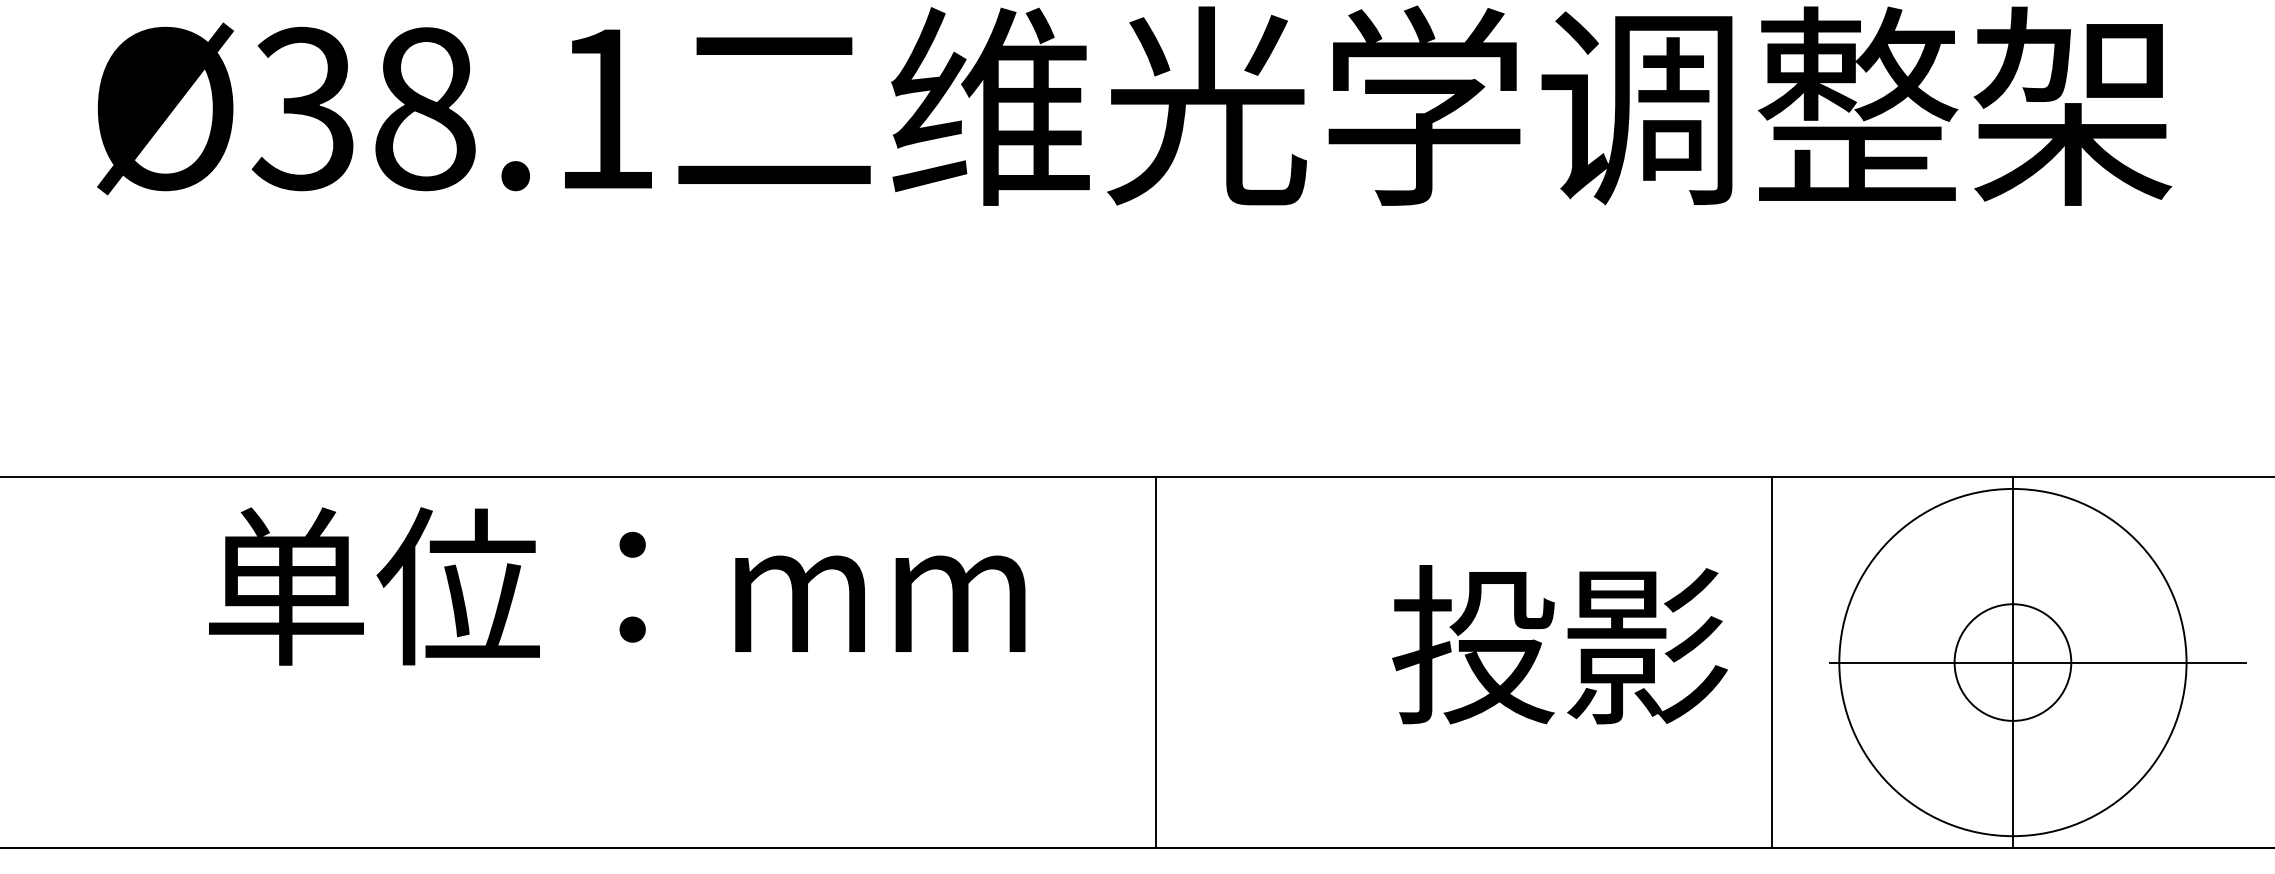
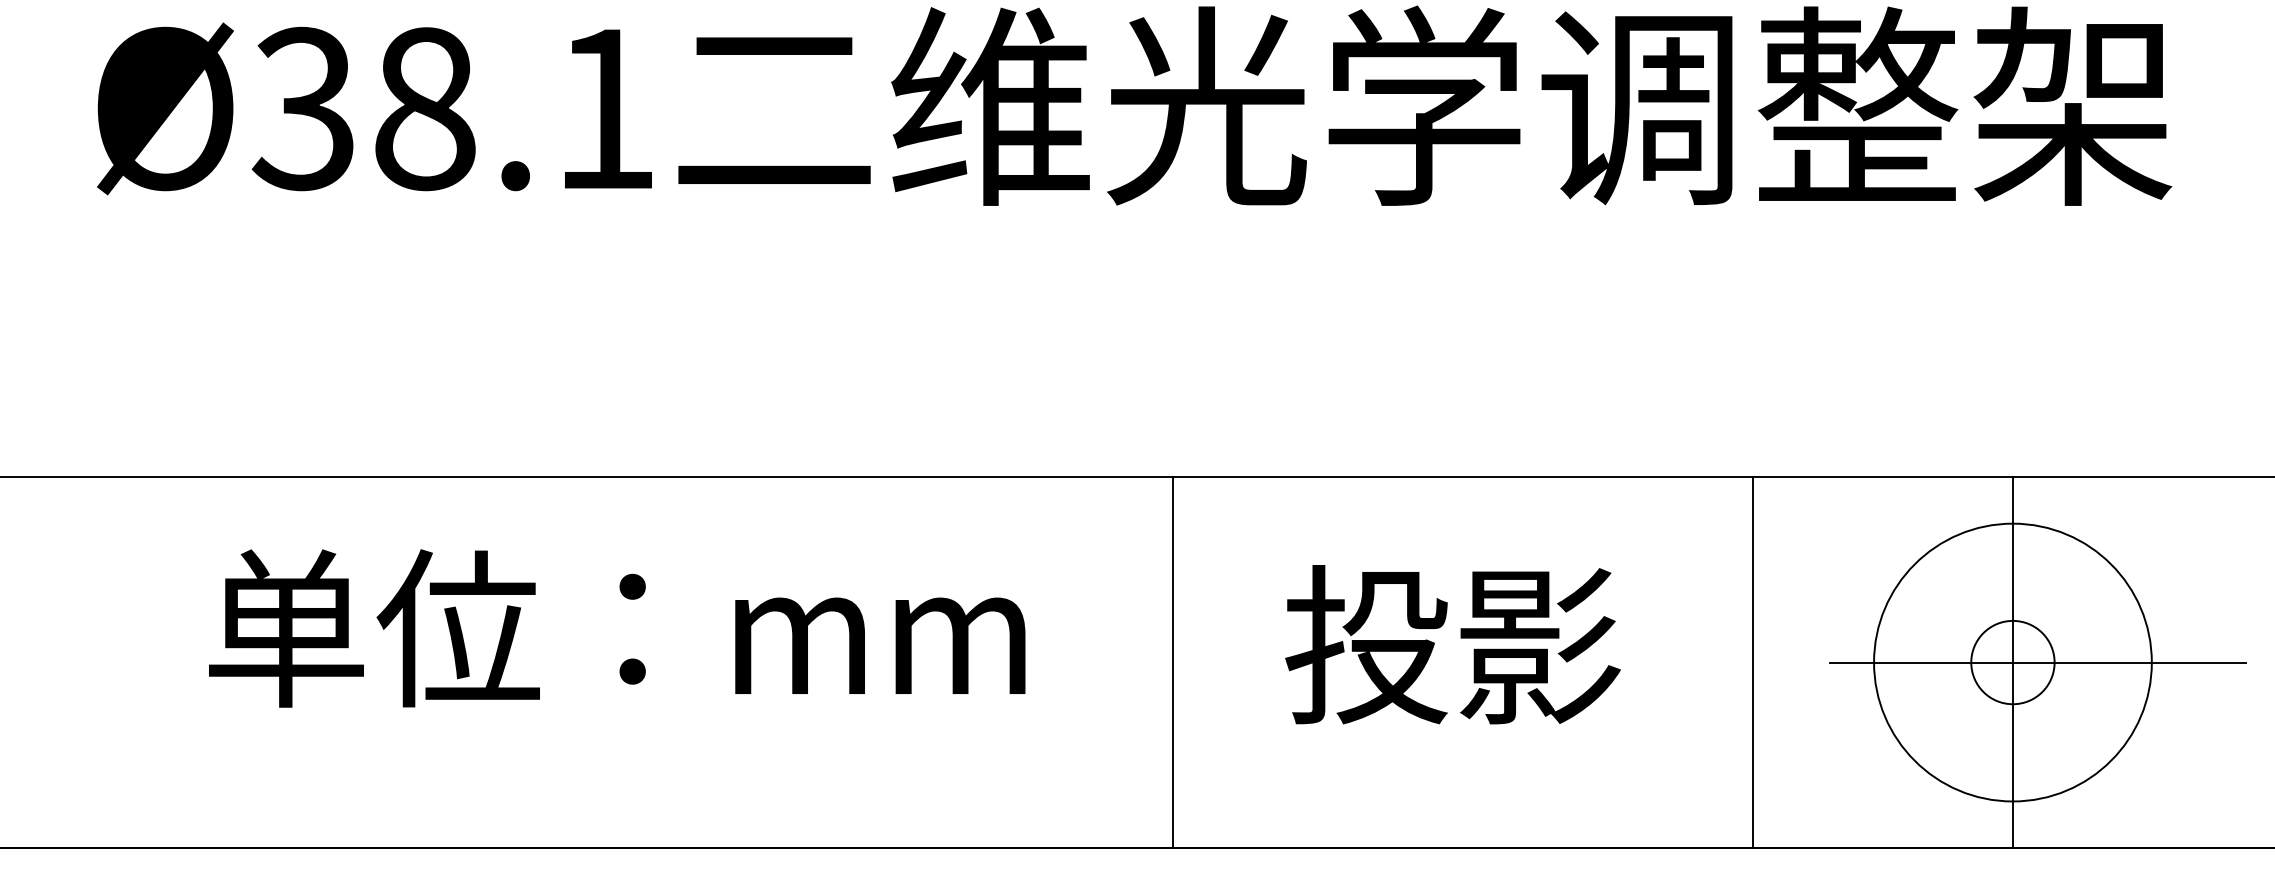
text position: (617, 586) -> (617, 628) (617, 628)
text position: (1559, 644) -> (1452, 644) (1452, 644)
line position: (1155, 662) -> (1172, 662) (1172, 662)
line position: (1771, 662) -> (1752, 662) (1752, 662)
circle diameter: 117 px -> 83 px (2012, 662)
circle diameter: 347 px -> 278 px (2012, 662)
